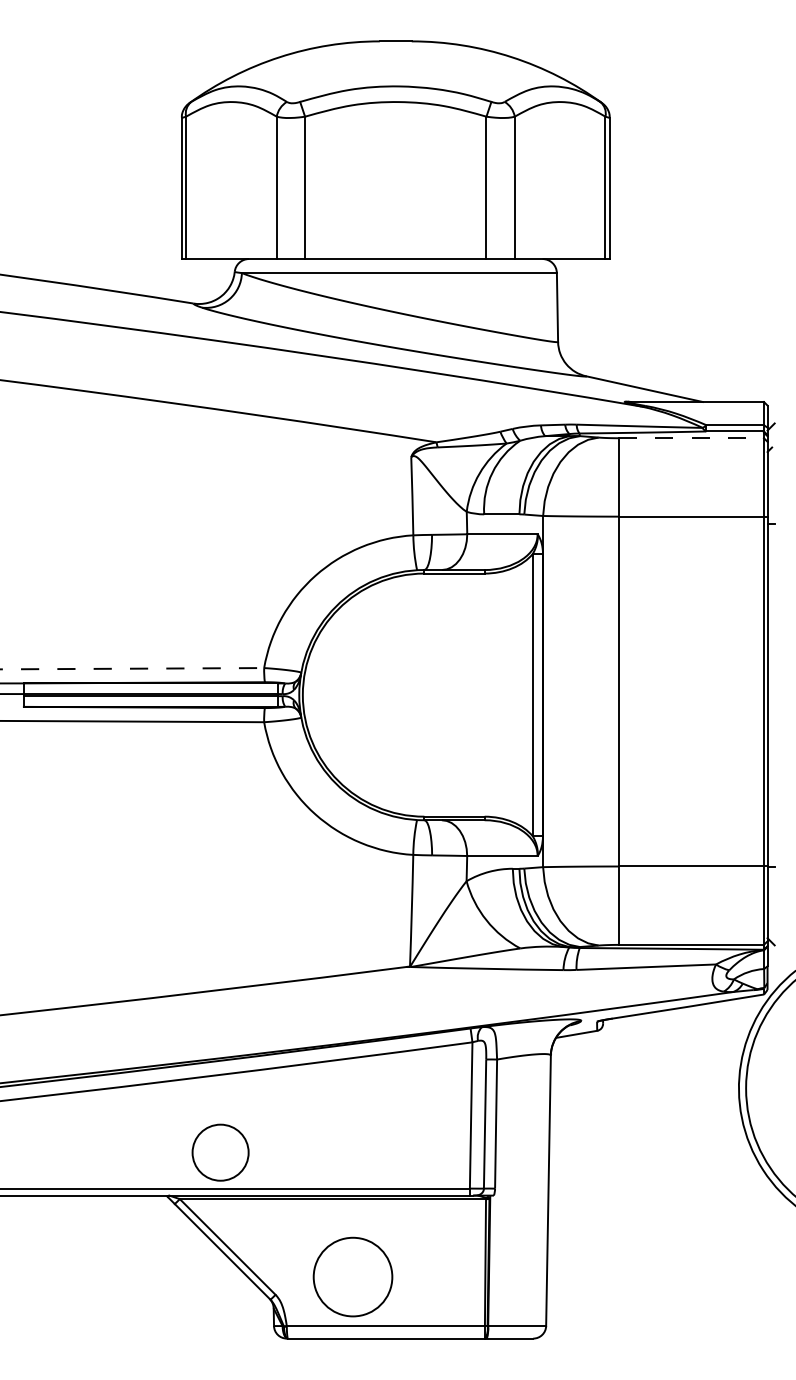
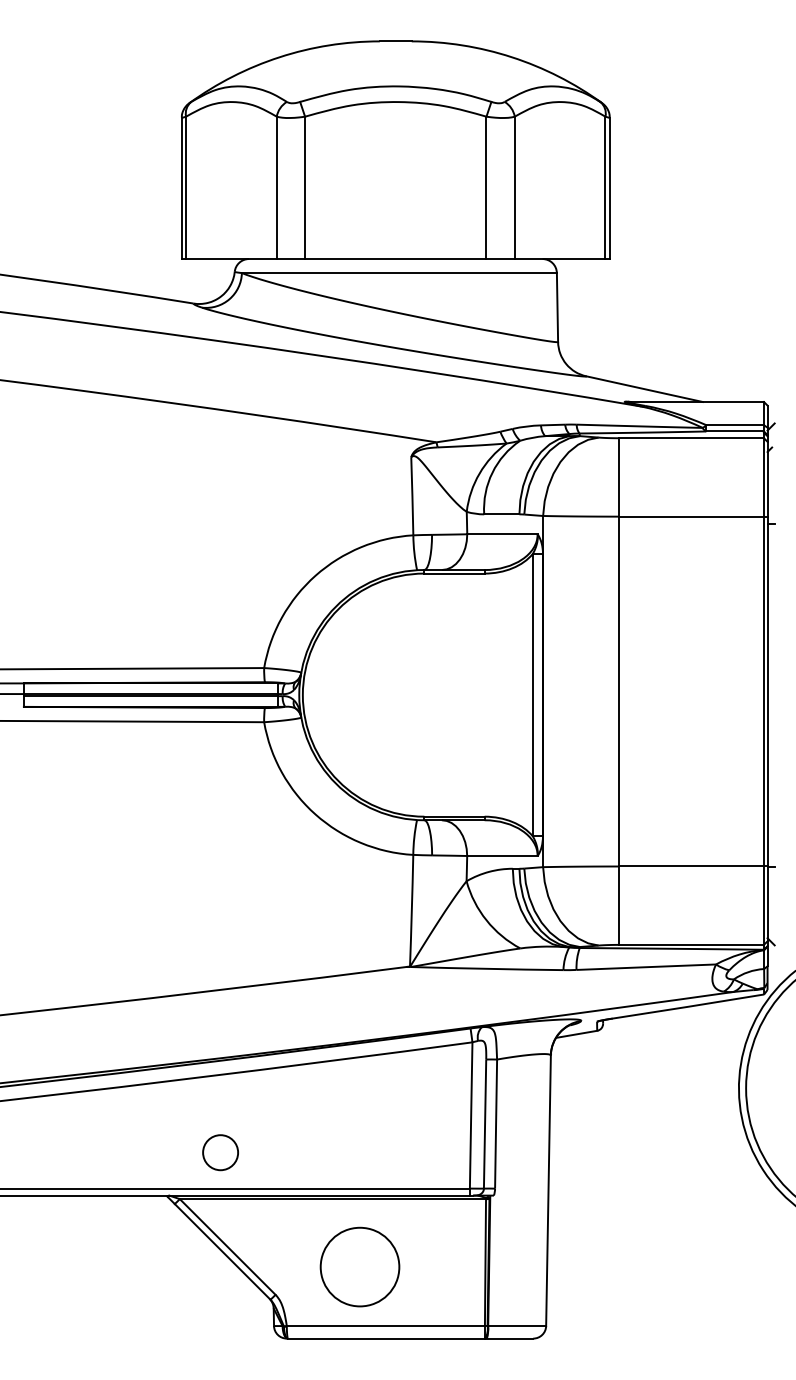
line: dashed -> solid (691, 438)
line: dashed -> solid (132, 668)
circle diameter: 56 px -> 35 px (220, 1152)
circle position: (352, 1276) -> (359, 1266) (359, 1266)
